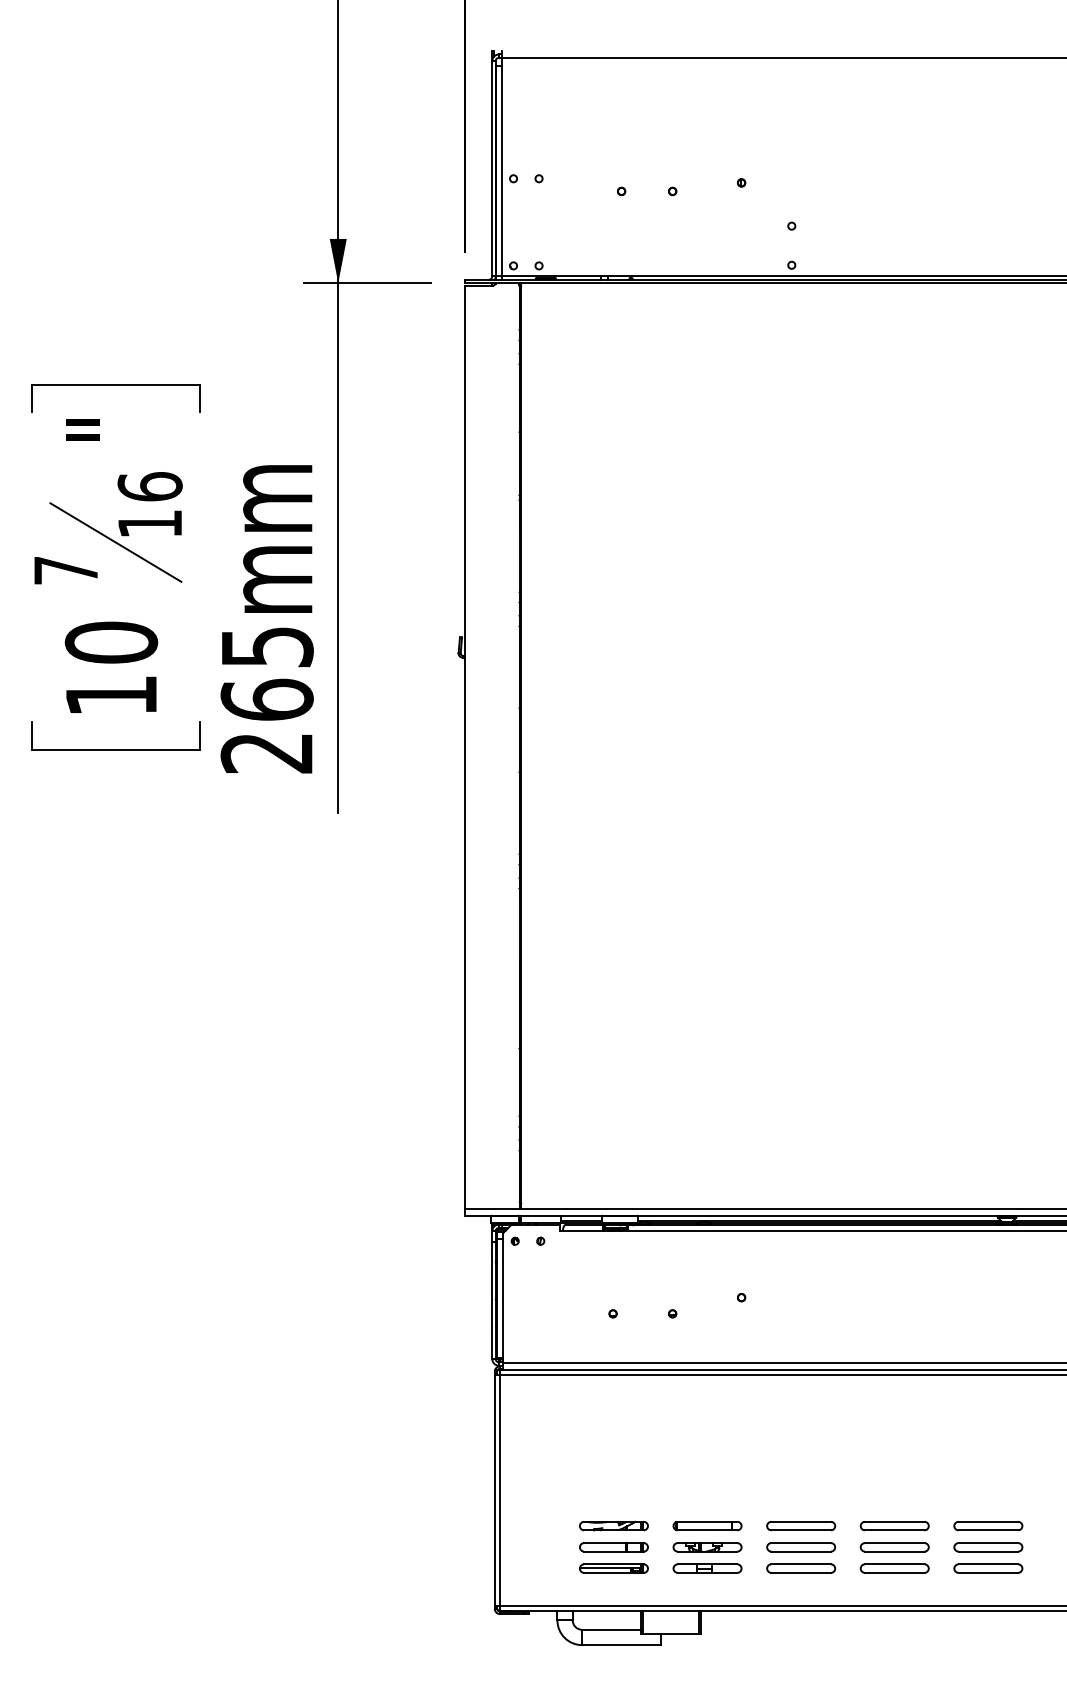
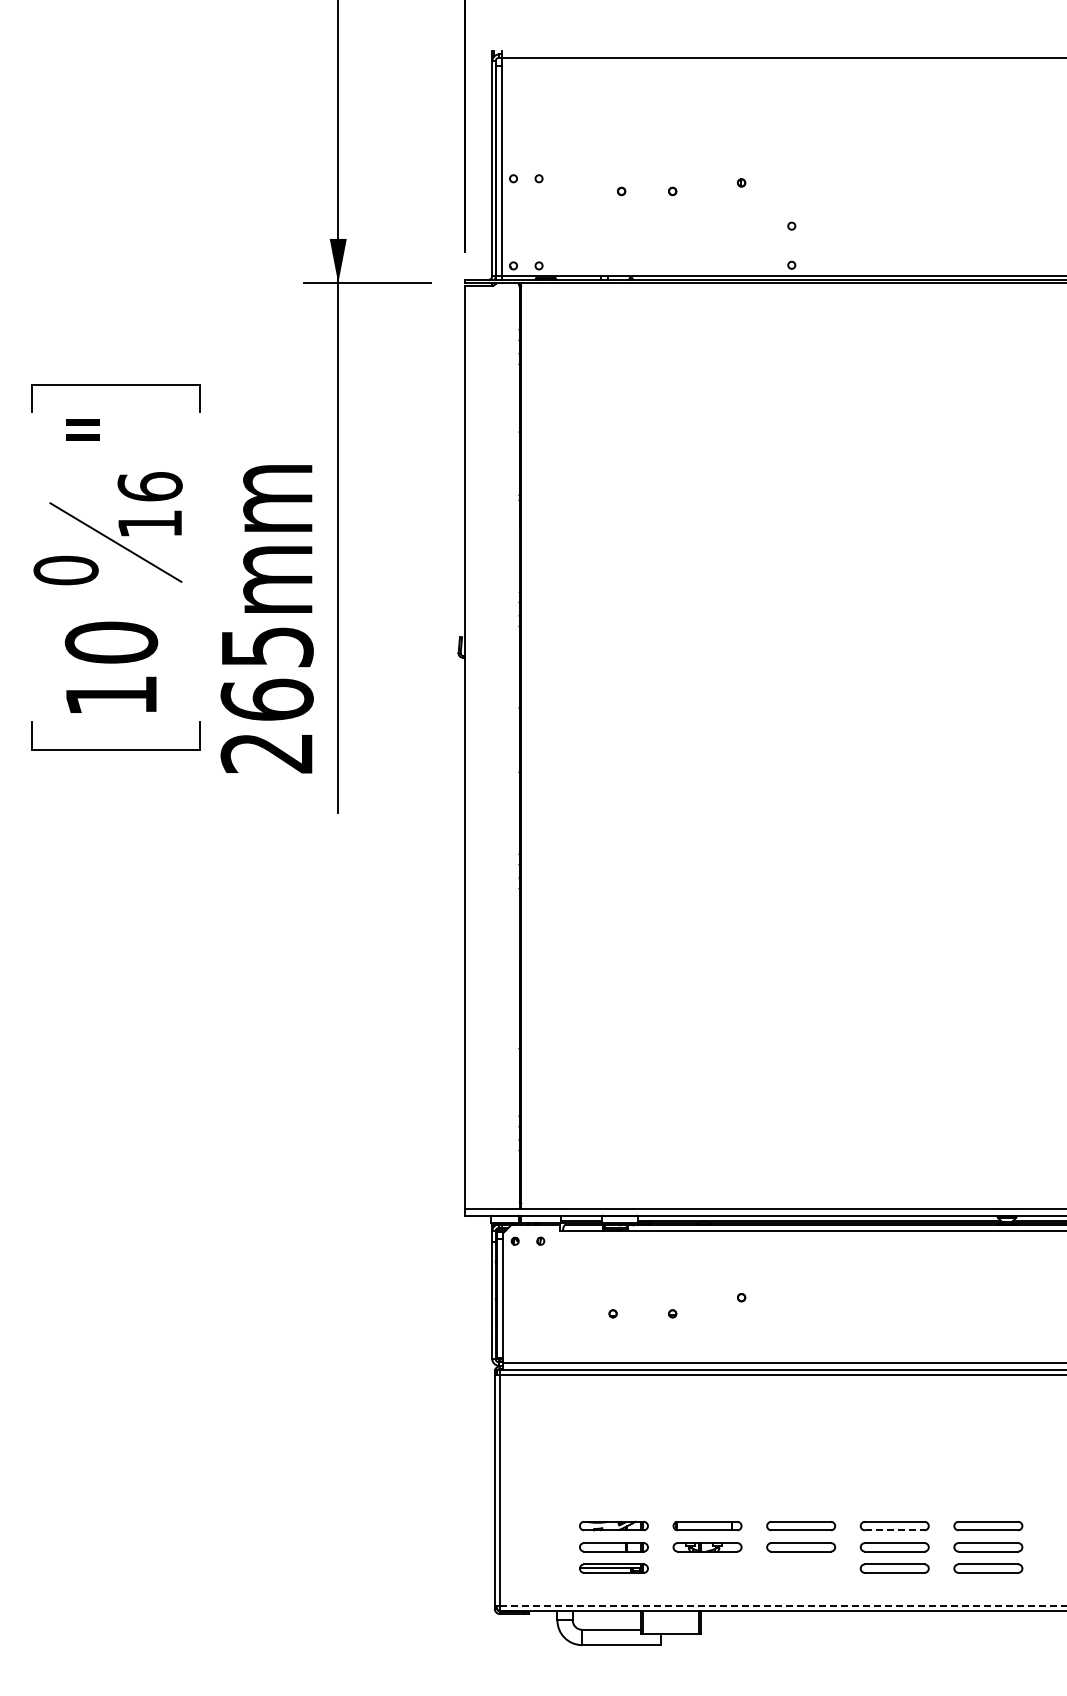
text: 7 -> 0 (65, 570)
line: solid -> dashed (894, 1530)
part: present -> none (707, 1568)
part: present -> none (801, 1568)
line: solid -> dashed (783, 1606)
